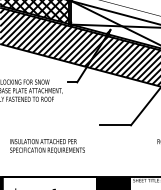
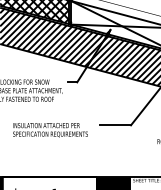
text position: (47, 146) -> (50, 130) (50, 130)
